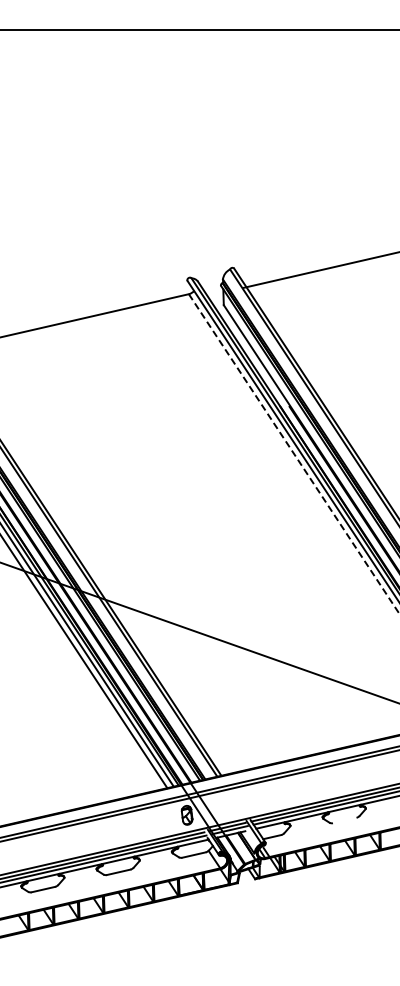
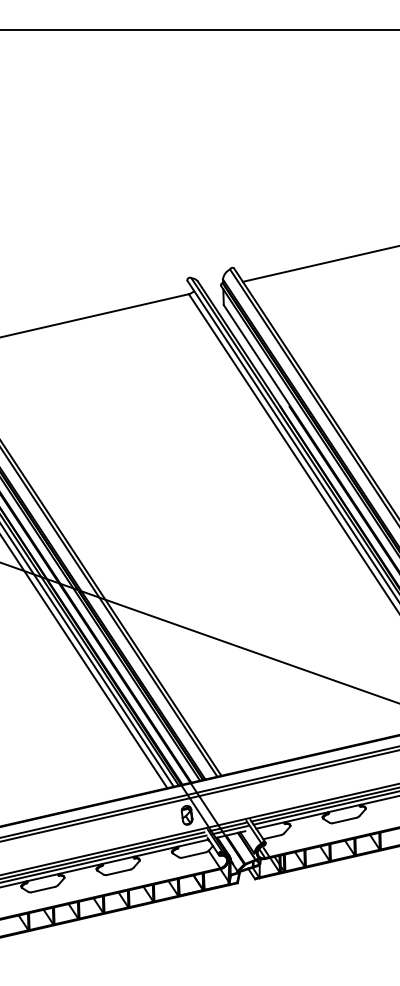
line position: (319, 269) -> (319, 263) (319, 263)
line: dashed -> solid (294, 454)
line: none -> present (344, 820)
